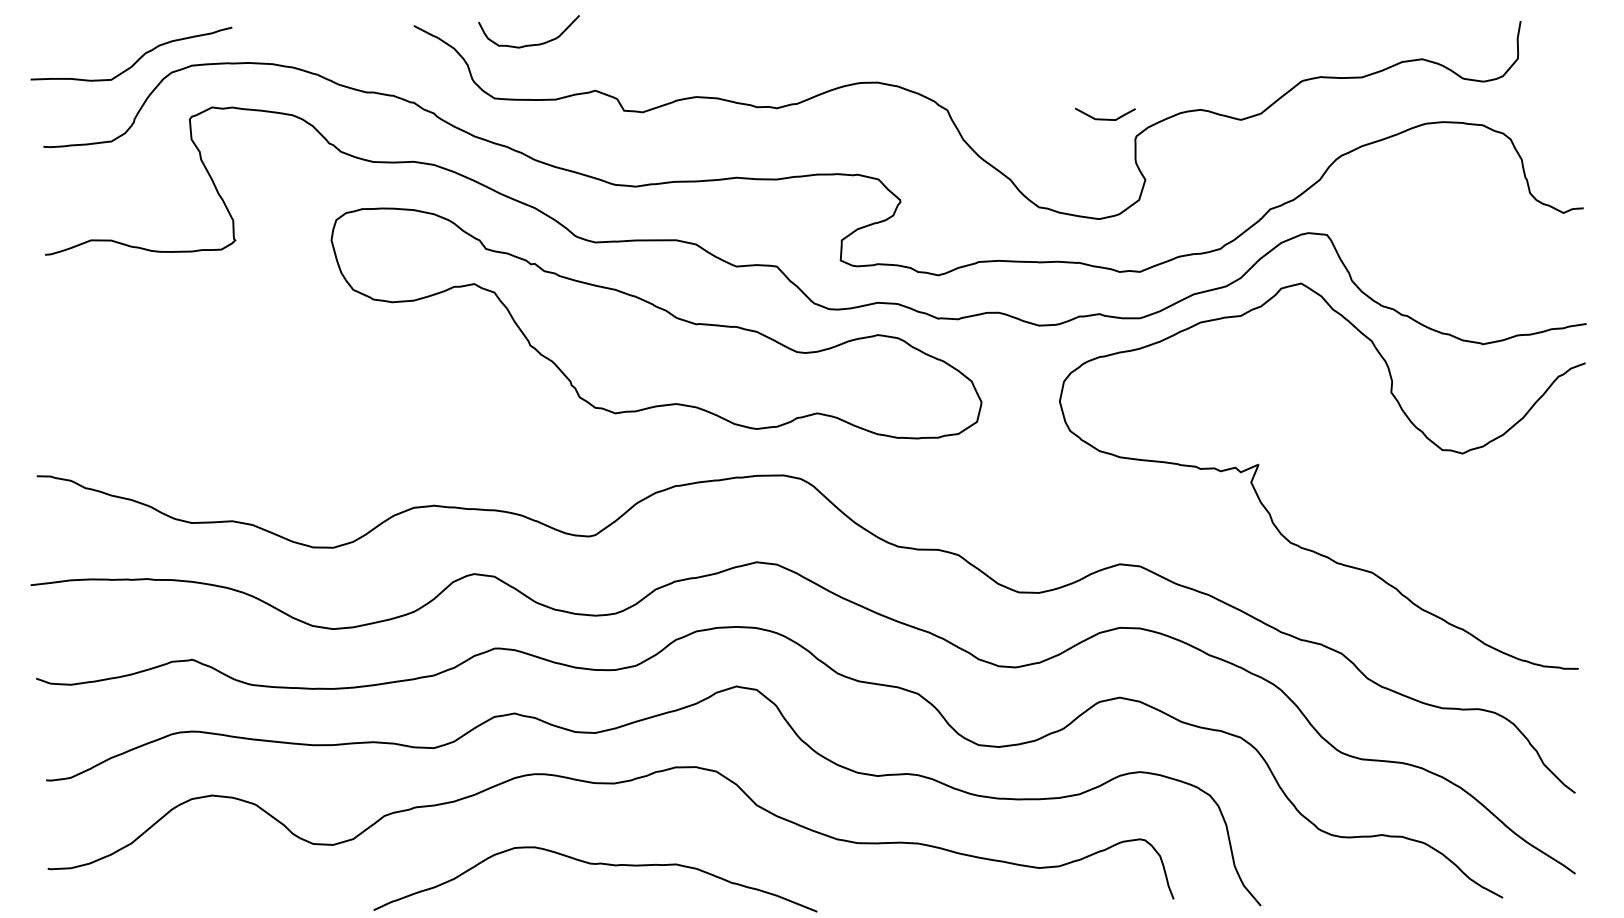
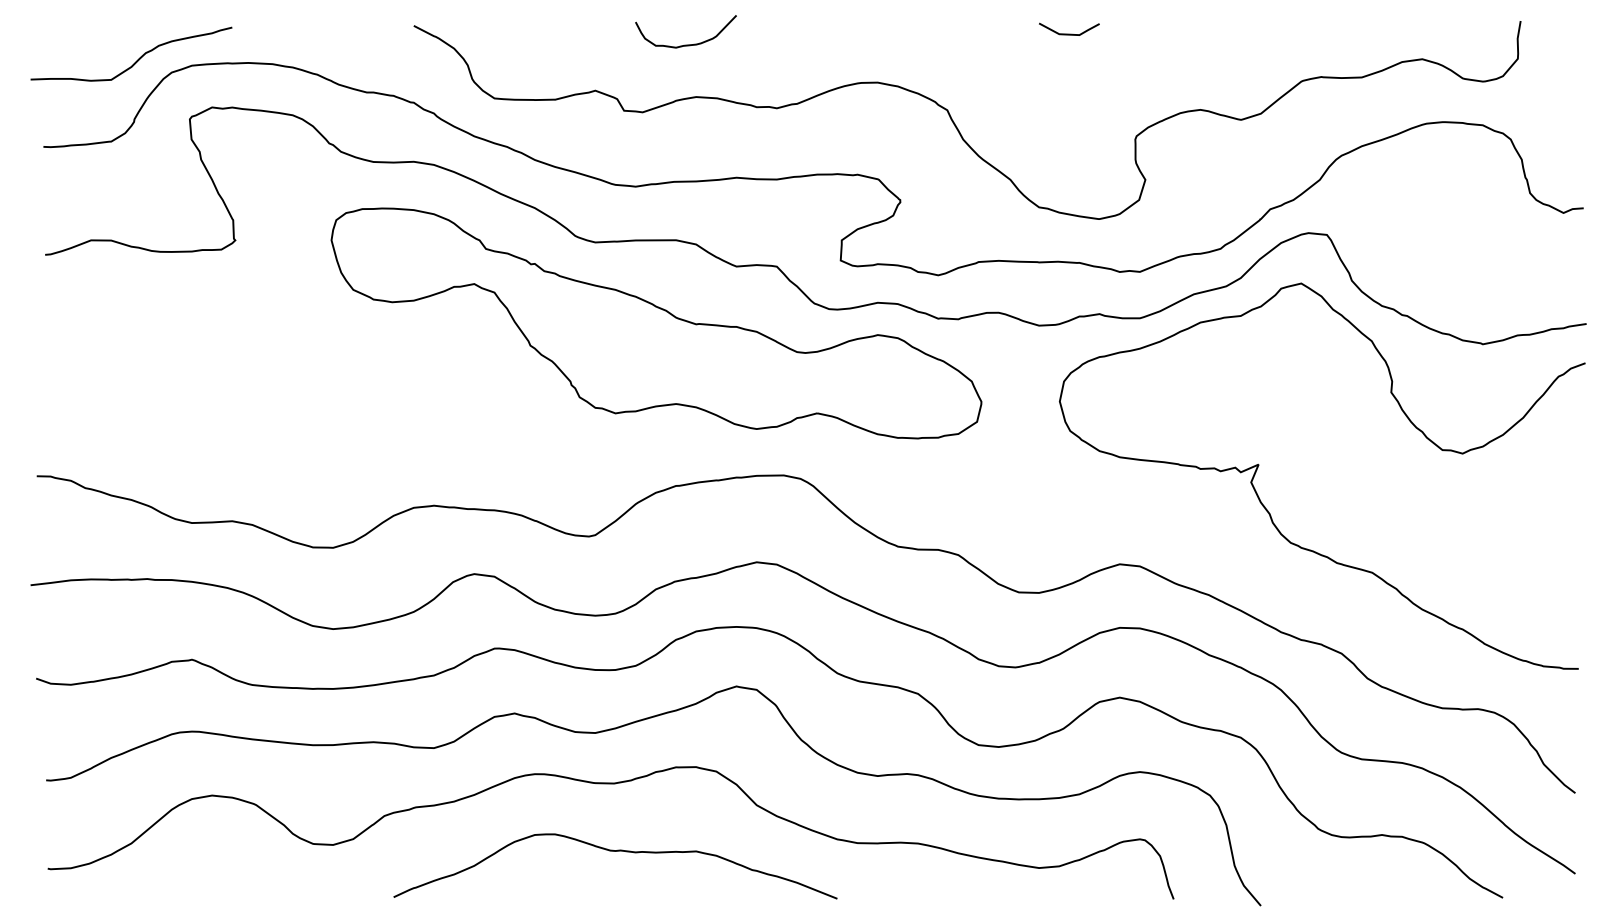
curve position: (528, 44) -> (685, 44) (685, 44)
line position: (1105, 118) -> (1069, 33) (1069, 33)
curve position: (595, 864) -> (615, 851) (615, 851)
